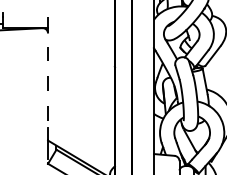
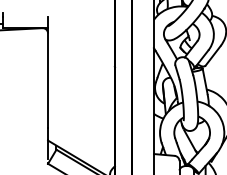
line: dashed -> solid (48, 72)
